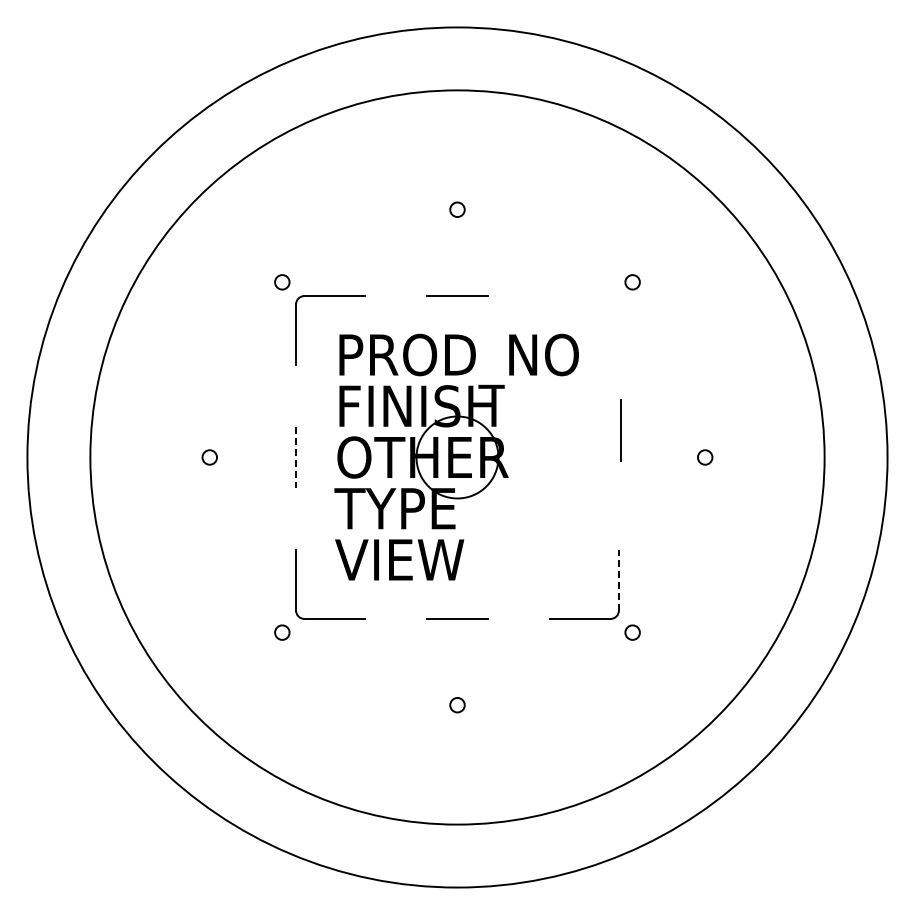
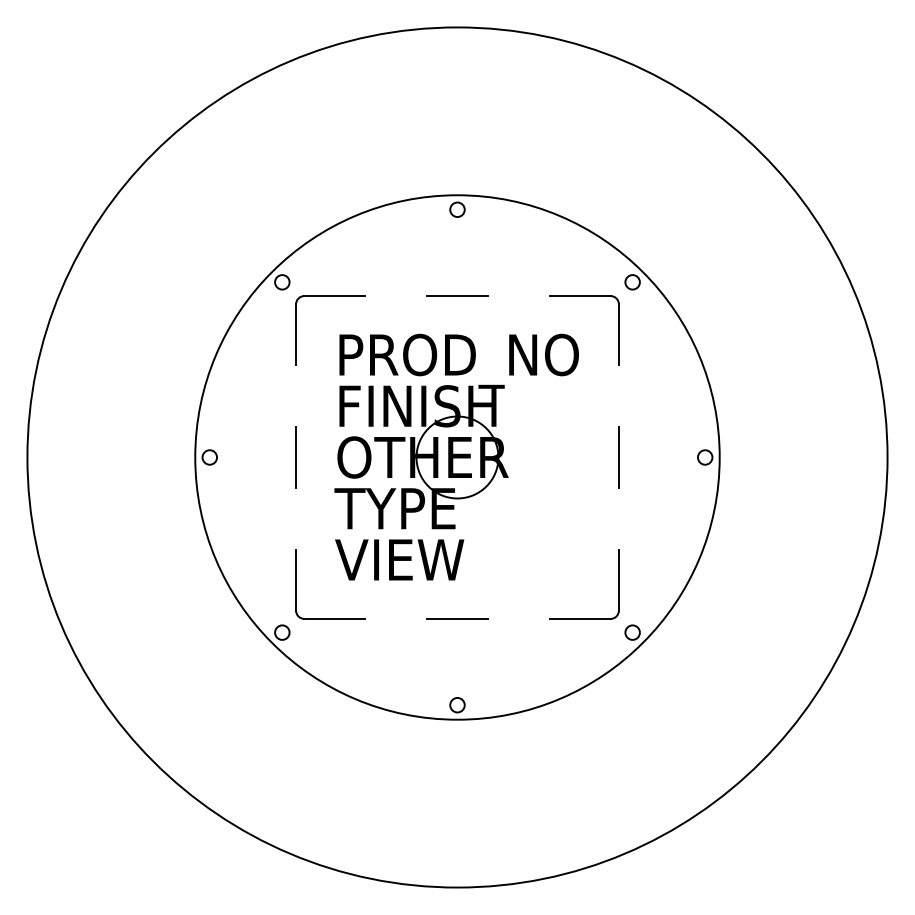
part: none -> present (584, 296)
line position: (620, 430) -> (618, 457) (618, 457)
line: dashed -> solid (296, 457)
circle diameter: 734 px -> 524 px (457, 457)
line: dashed -> solid (618, 580)
